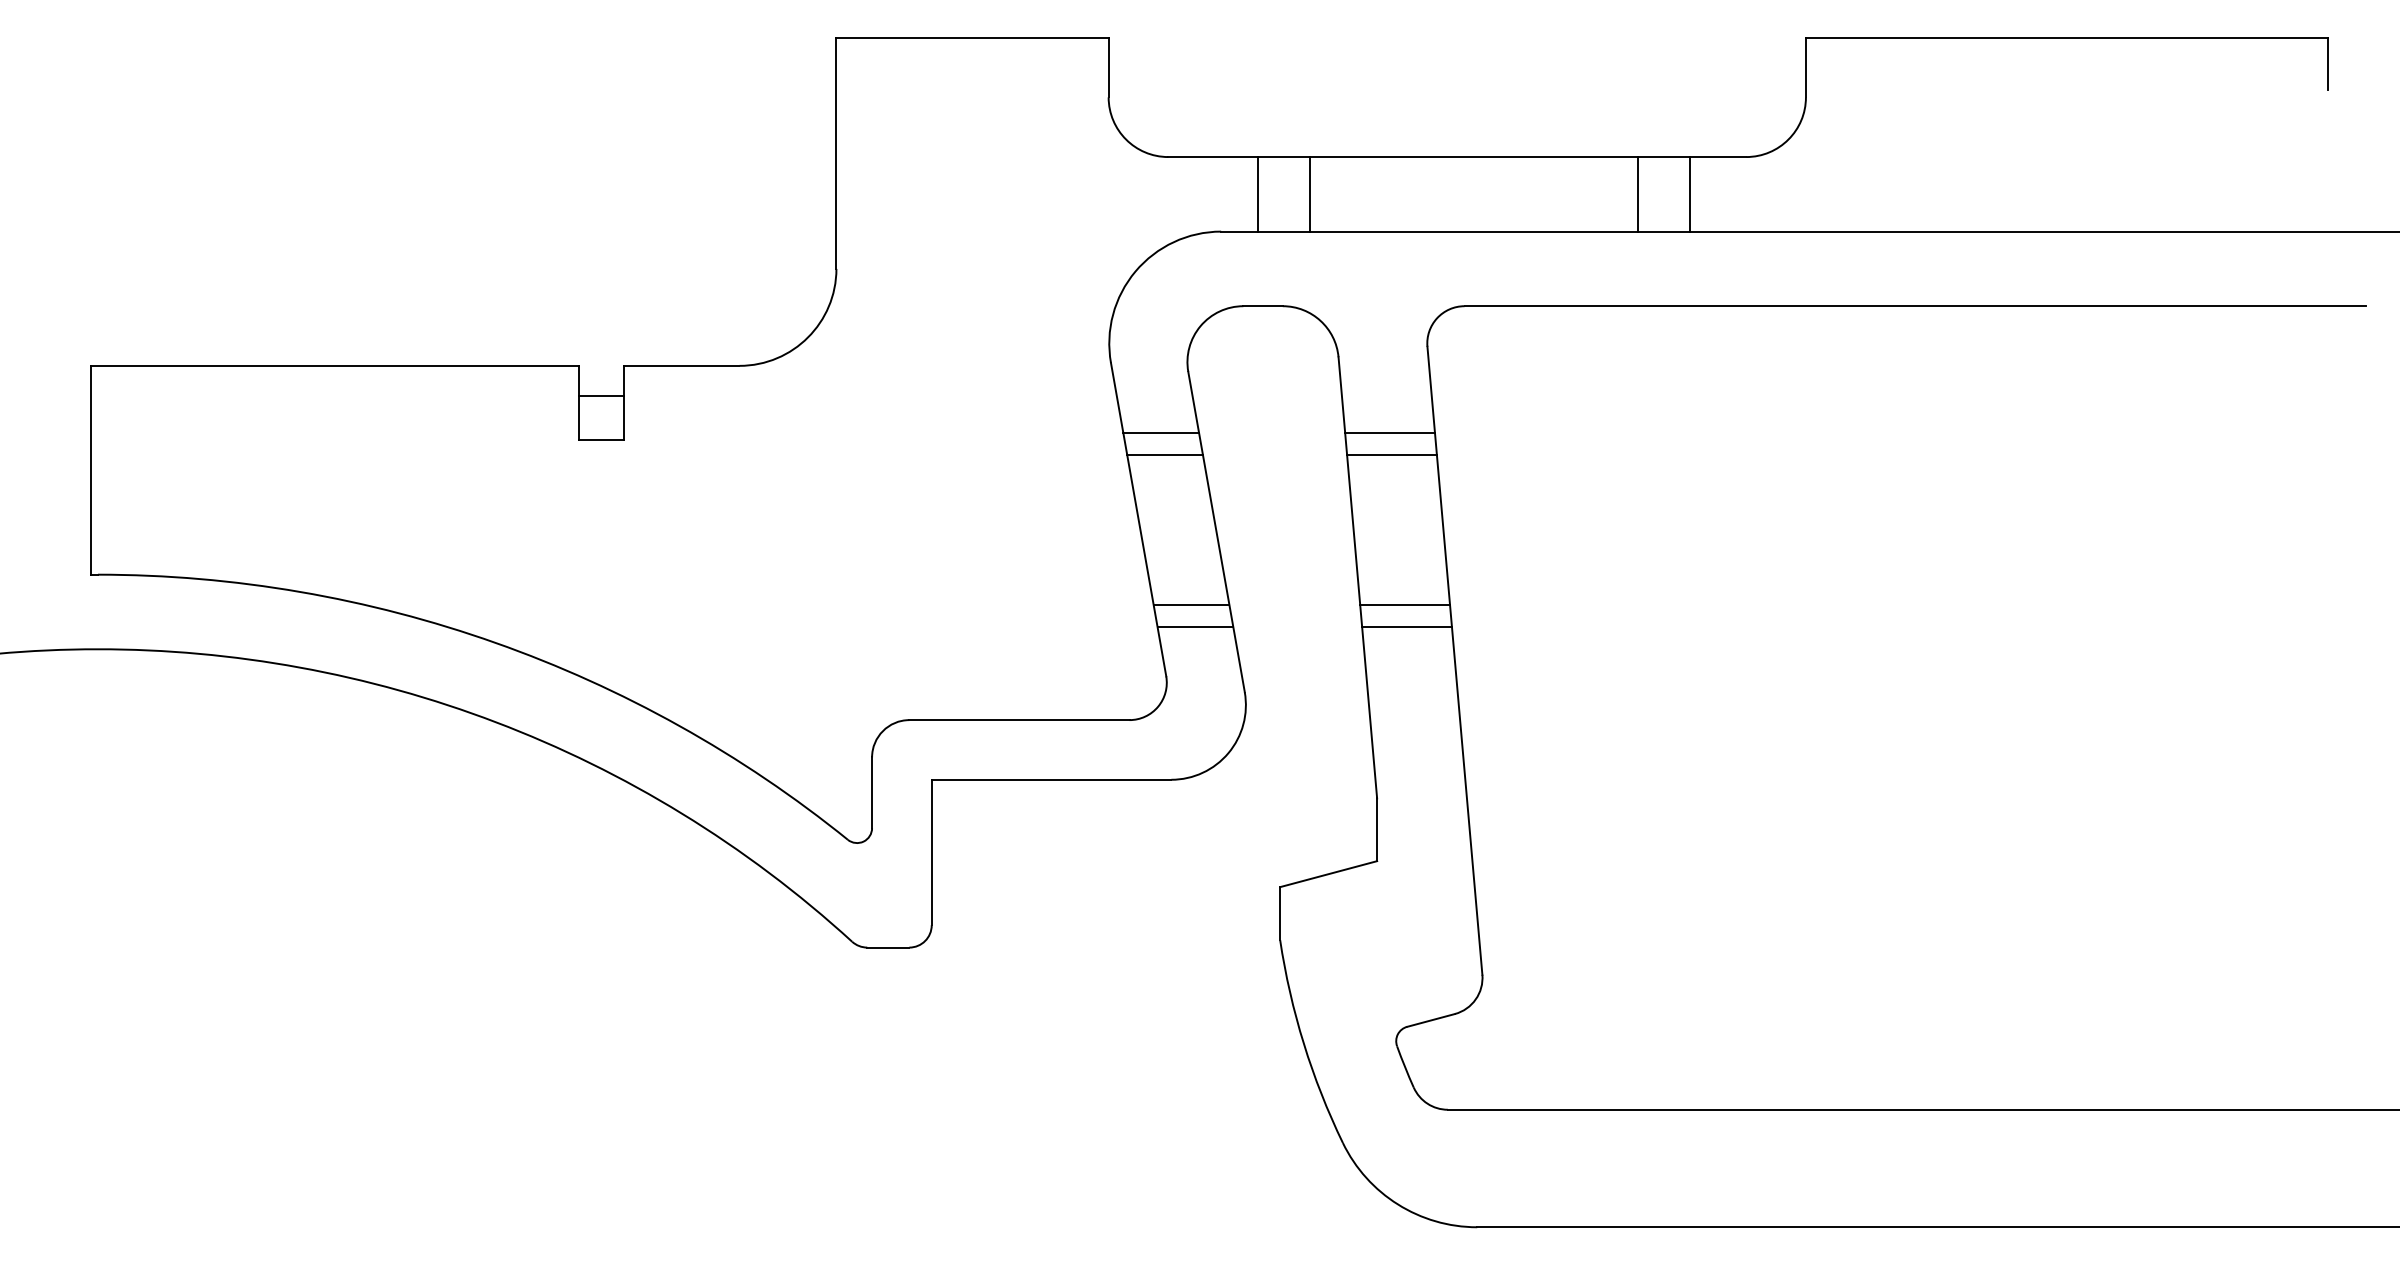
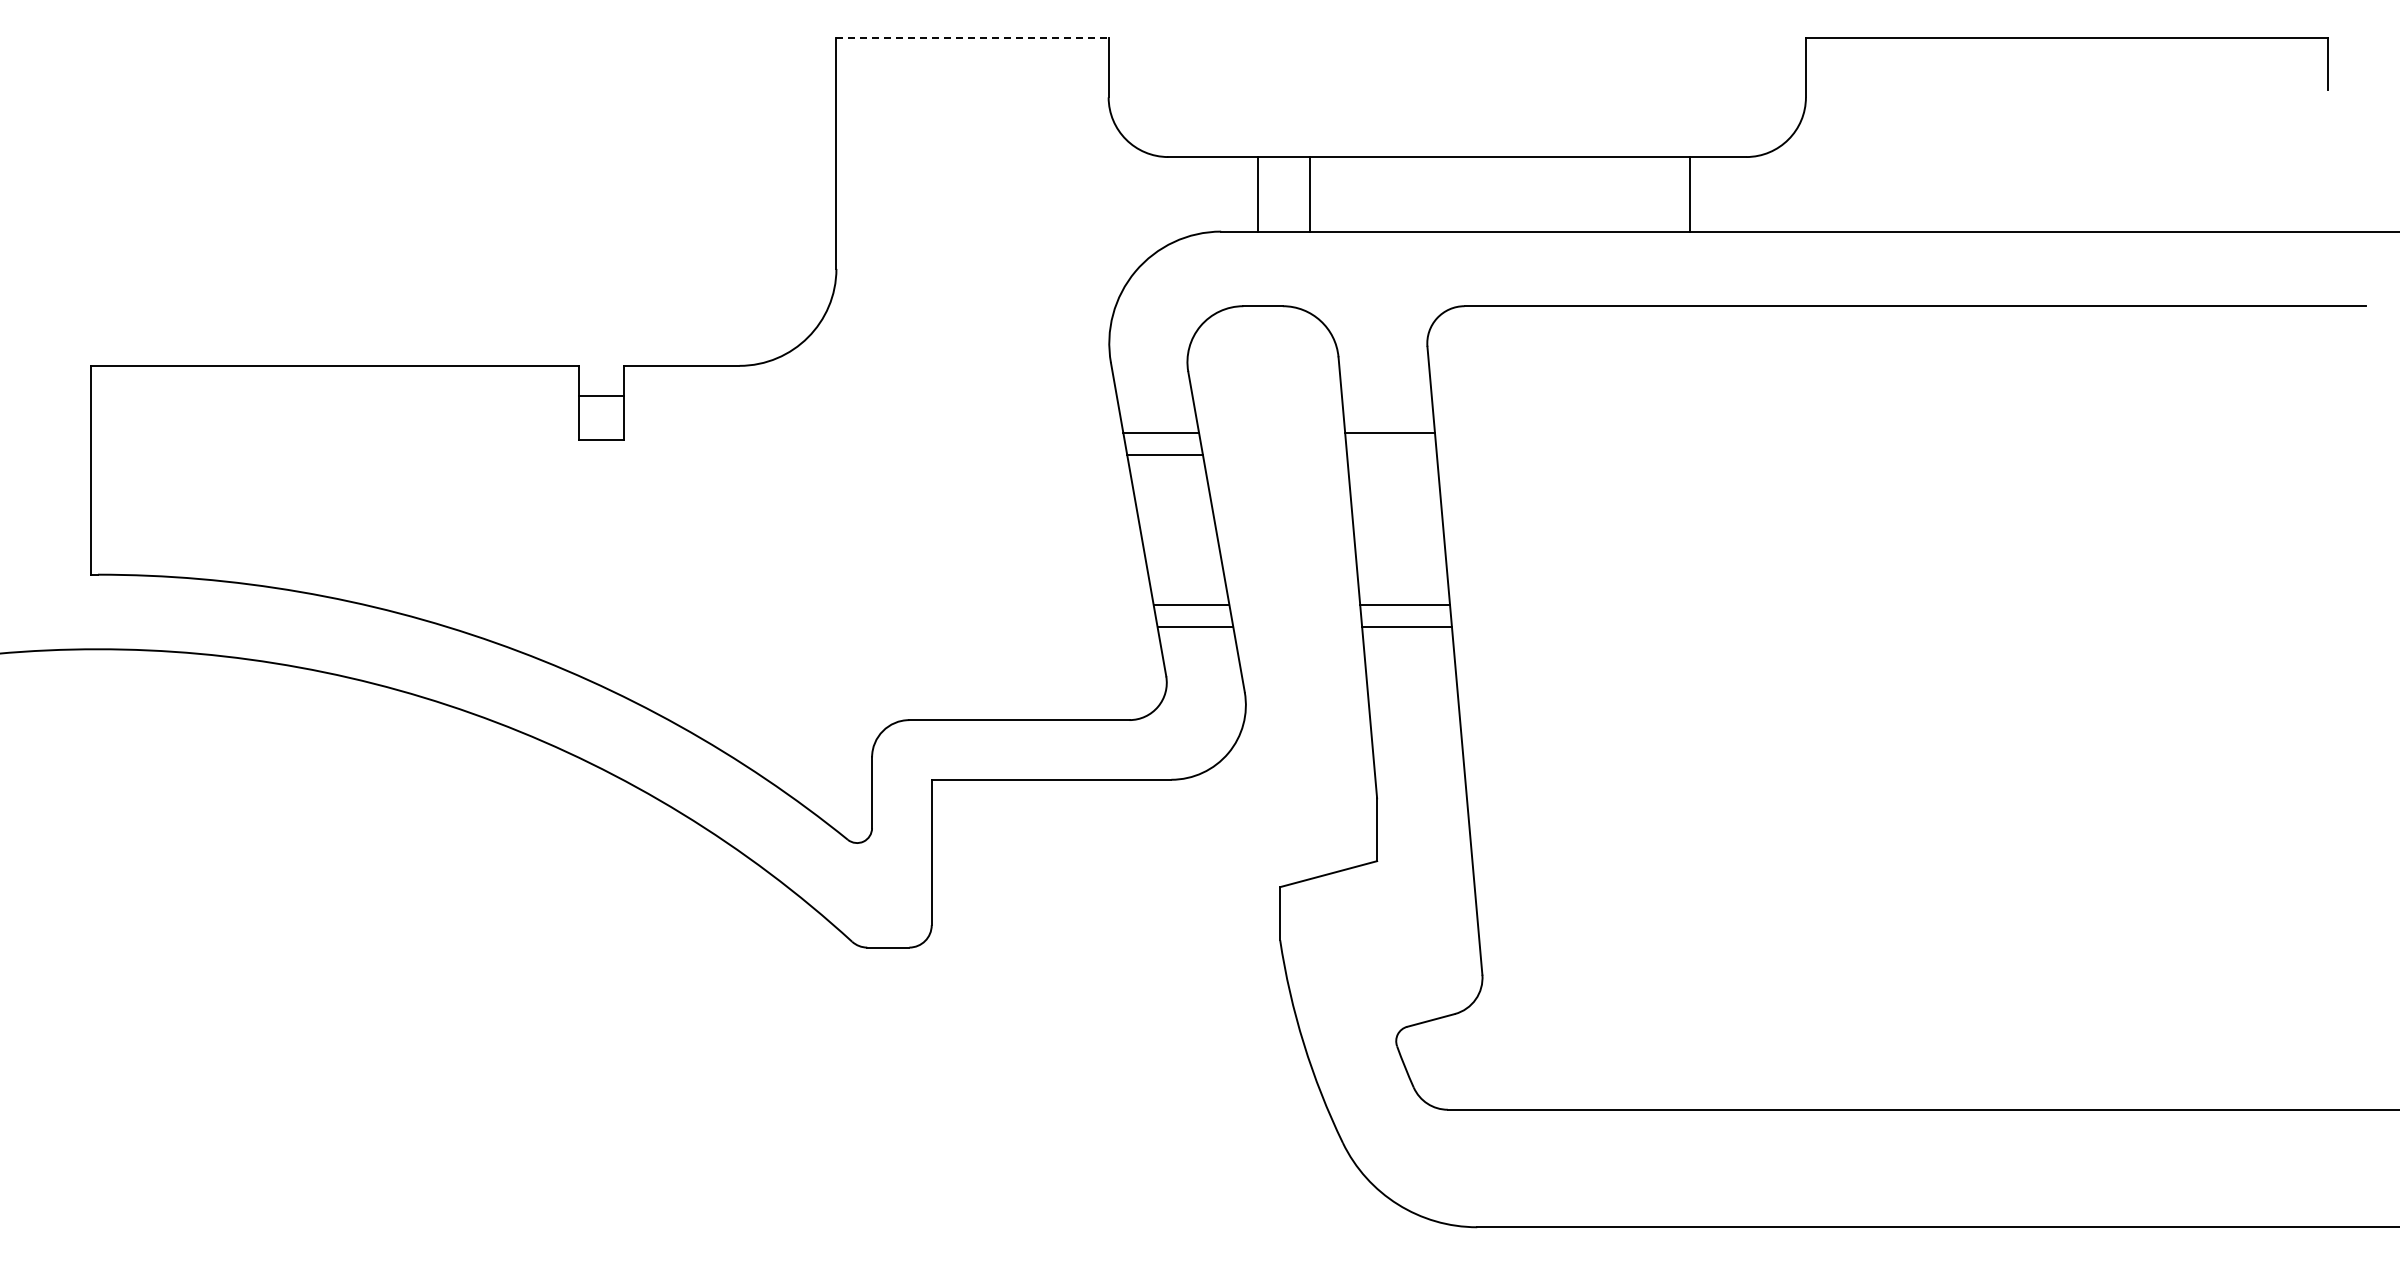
line: solid -> dashed (973, 37)
line: present -> none (1638, 194)
line: present -> none (1391, 455)
